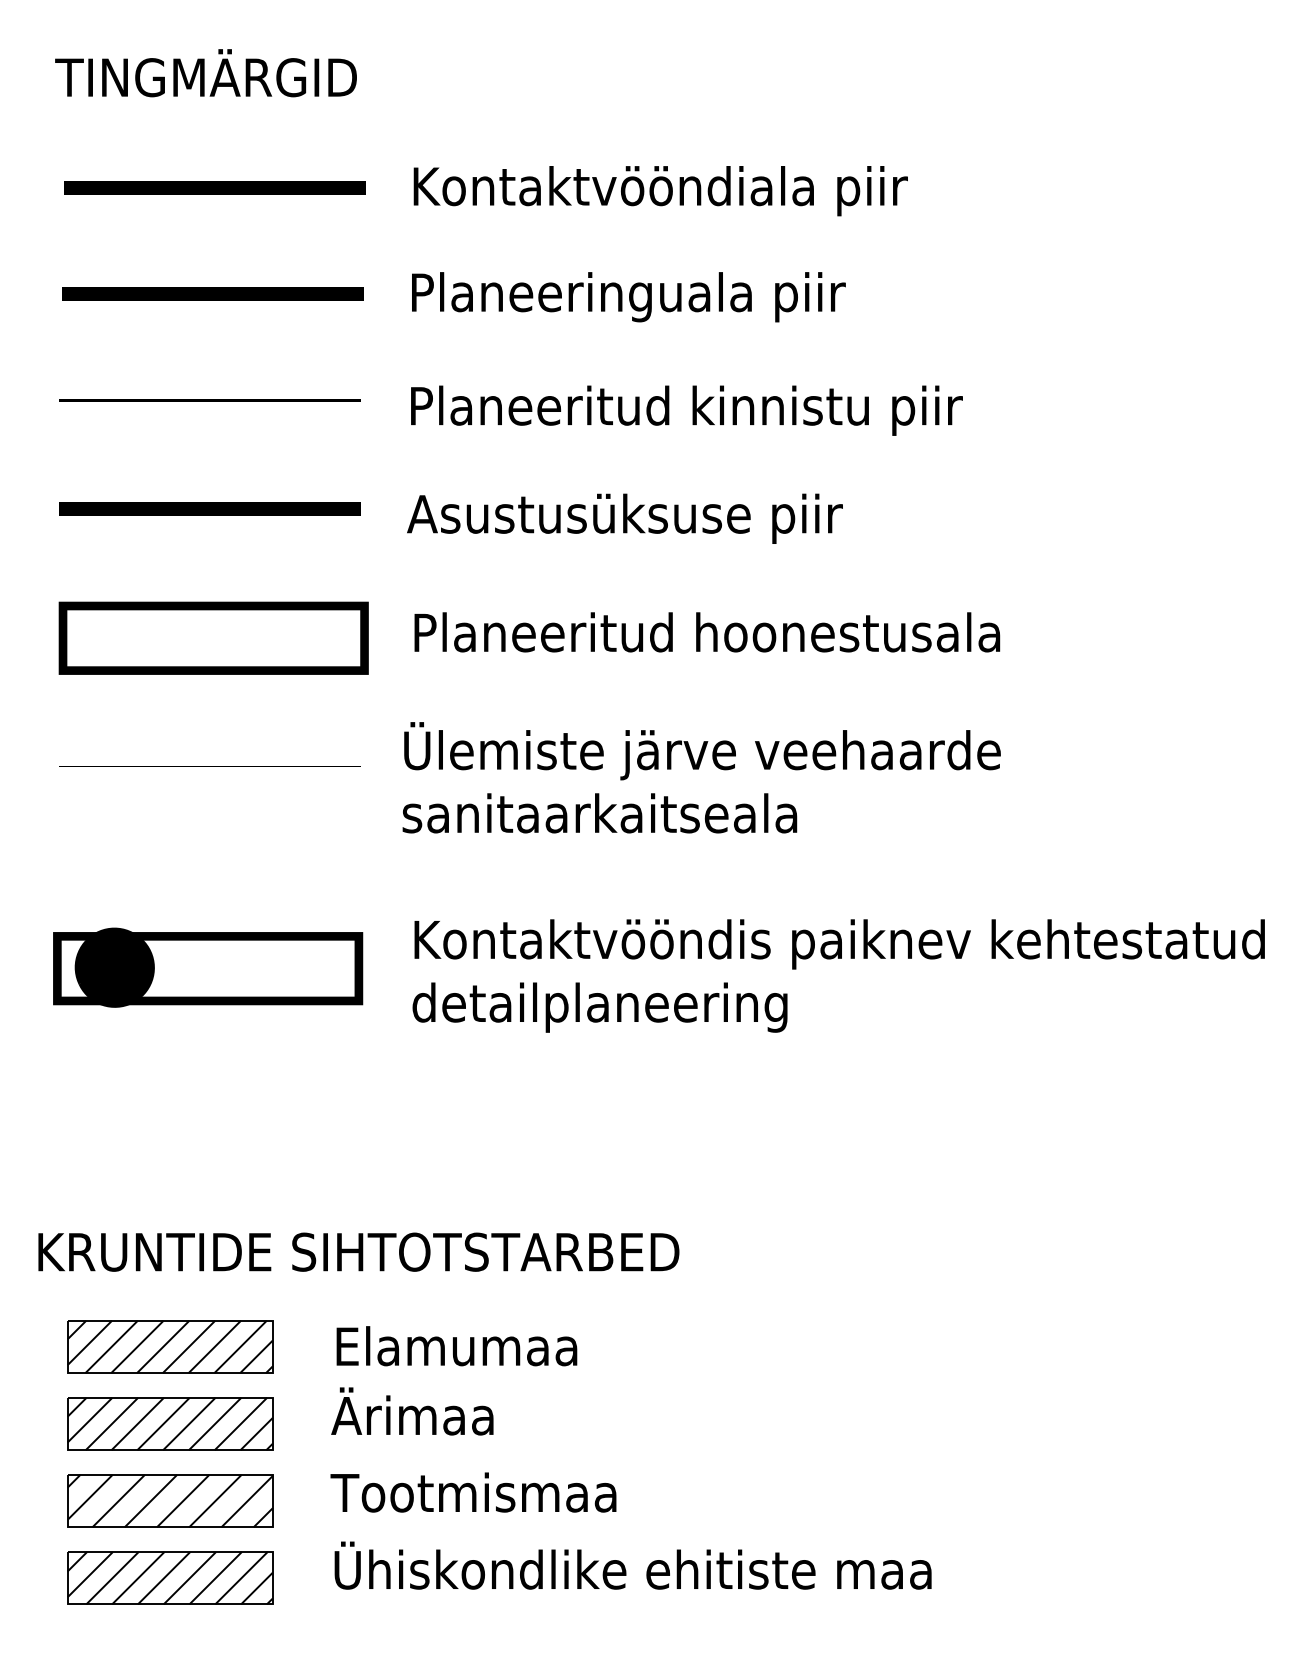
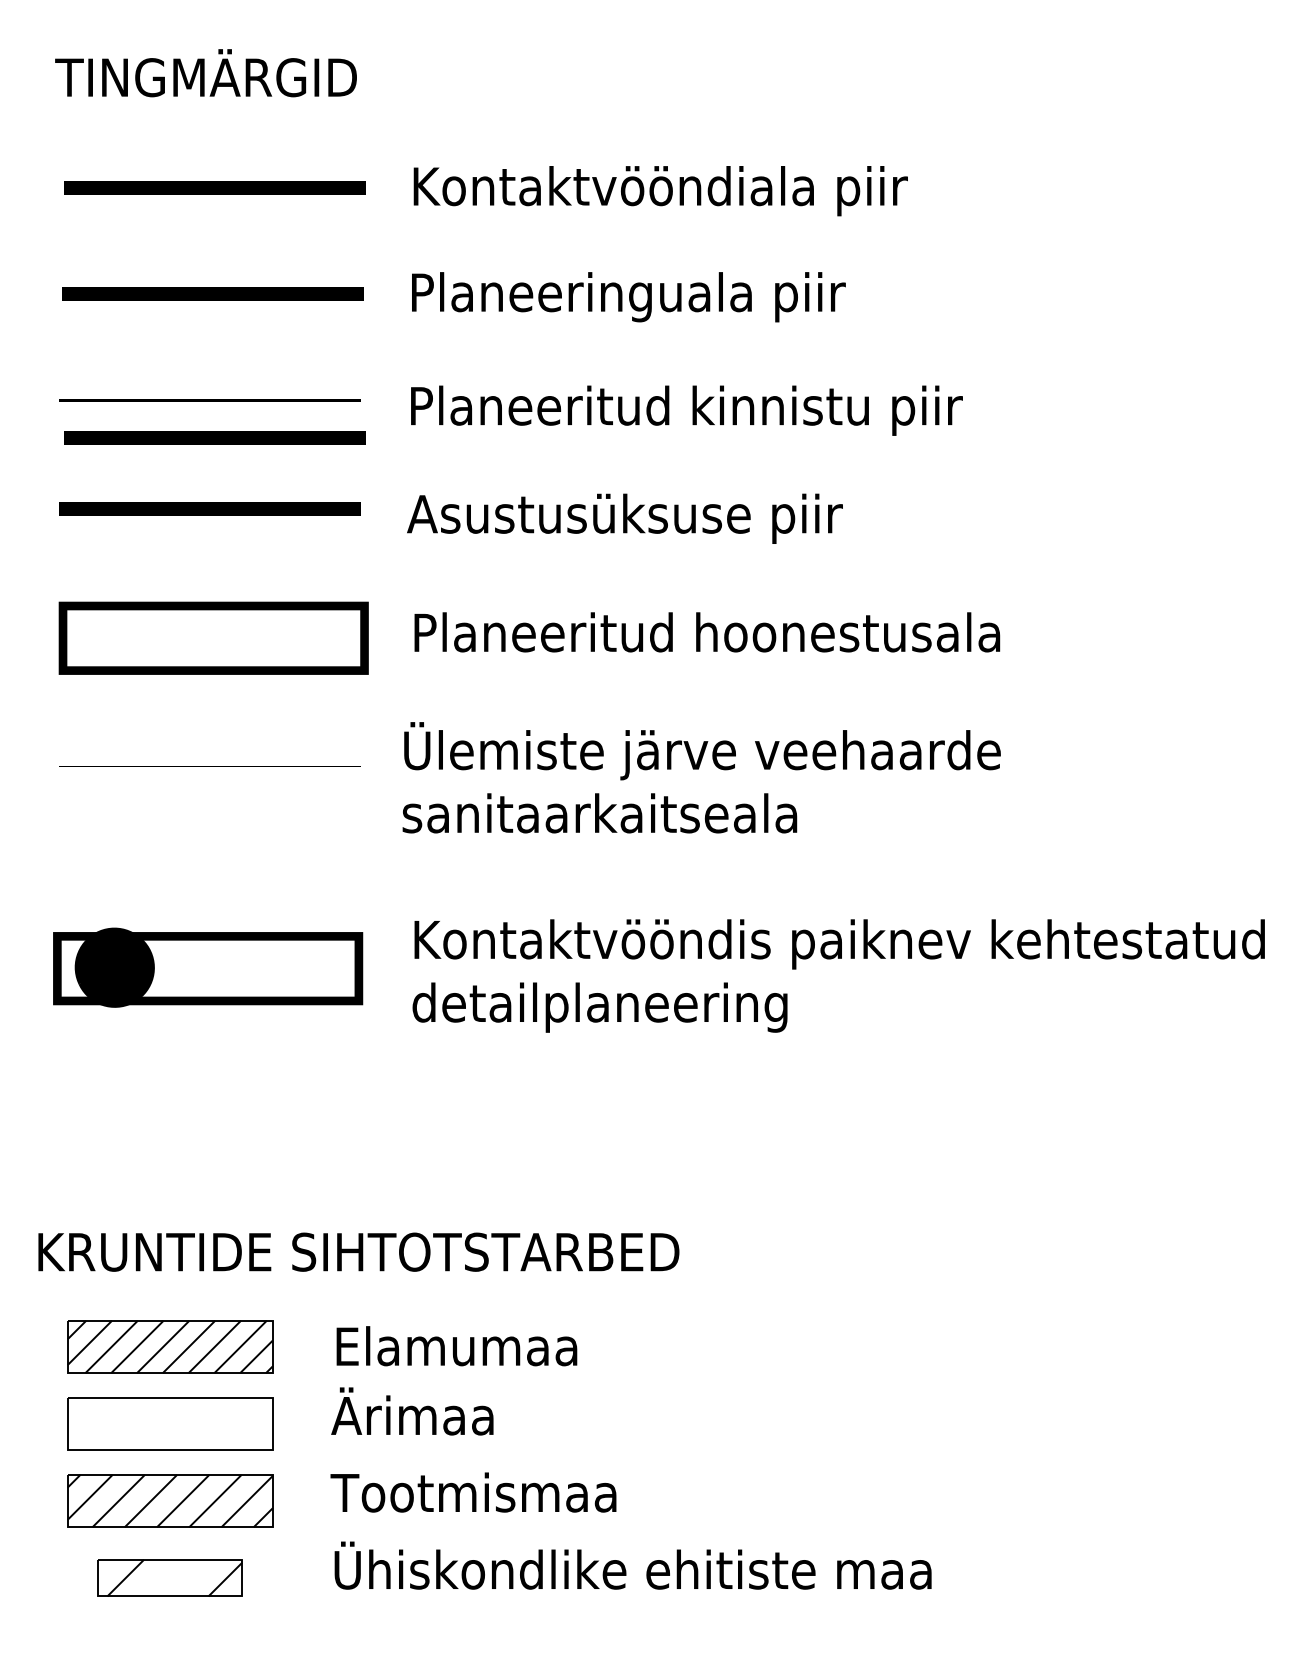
line: none -> present (214, 437)
hatch: present -> none (169, 1423)
part size: 207x54 px -> 146x38 px (169, 1577)
